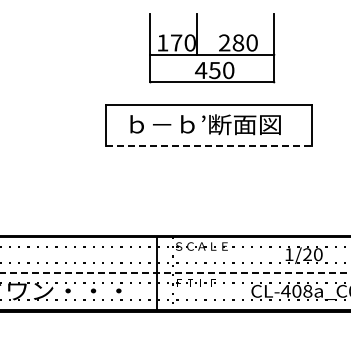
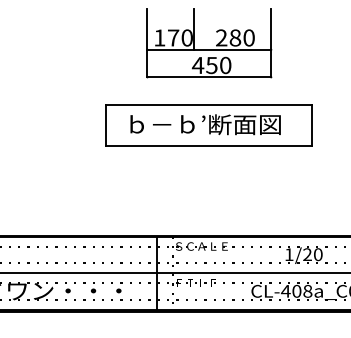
part position: (212, 48) -> (209, 43) (209, 43)
line: dashed -> solid (209, 146)
line: dashed -> solid (175, 273)
